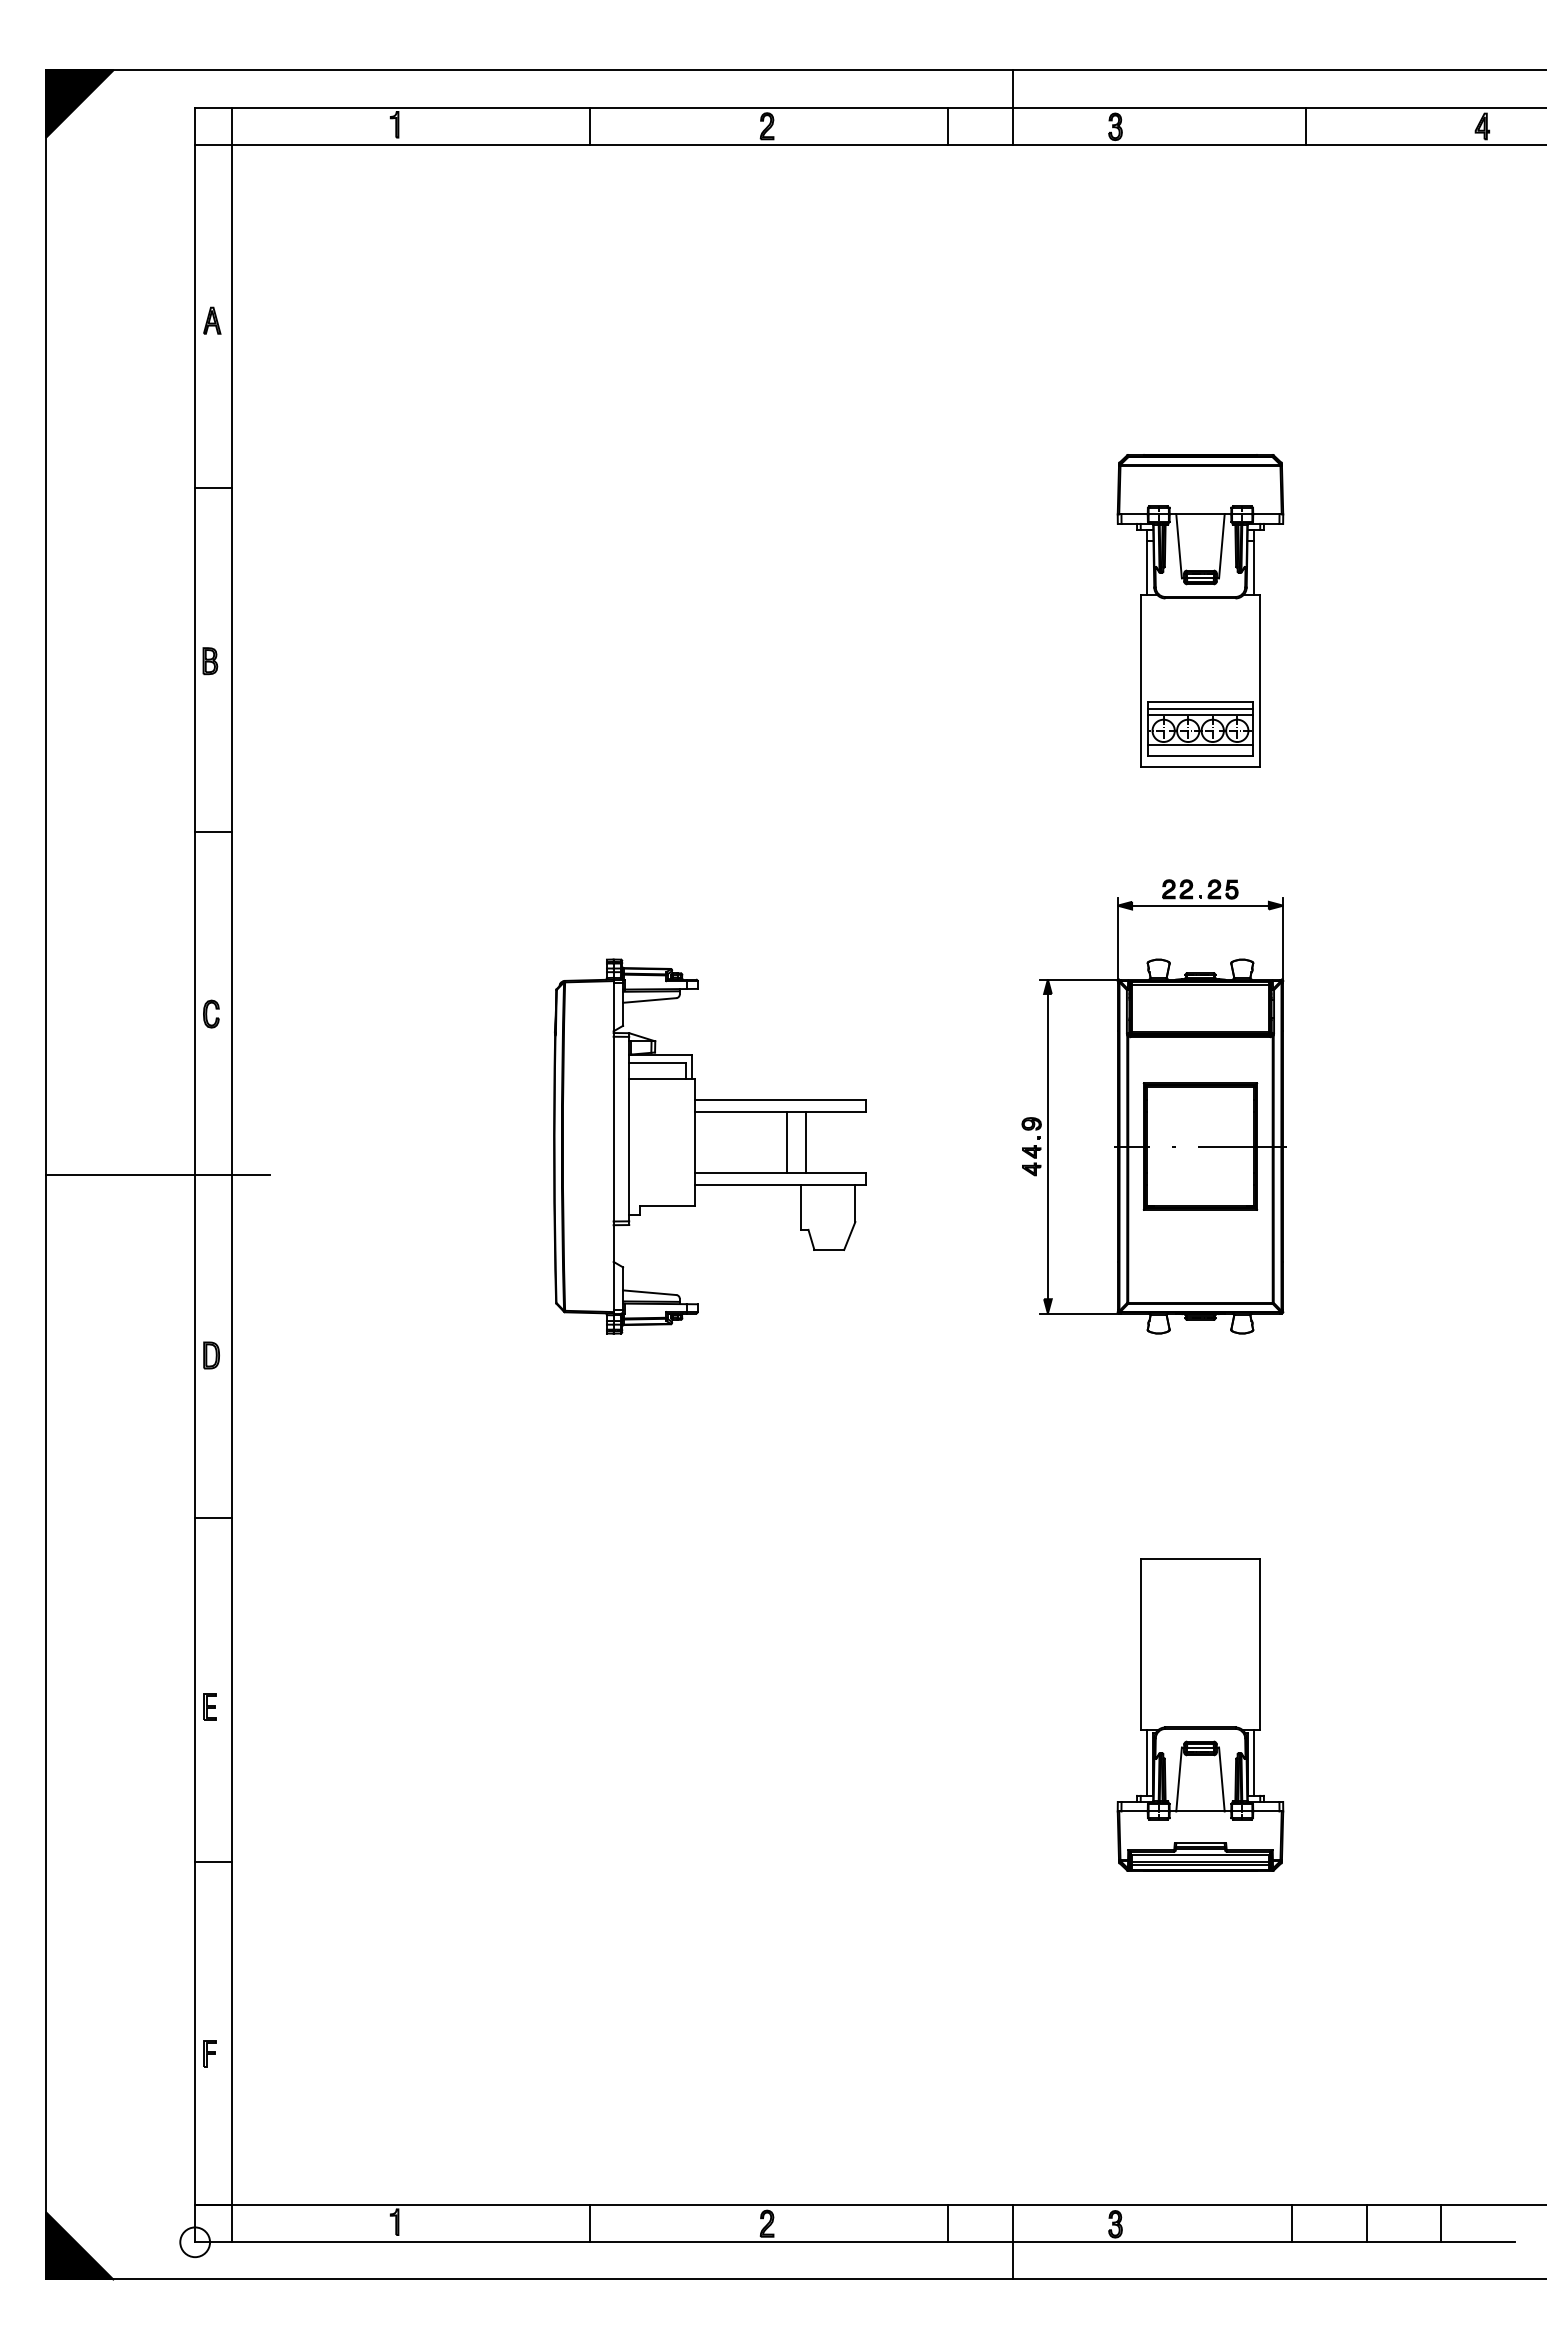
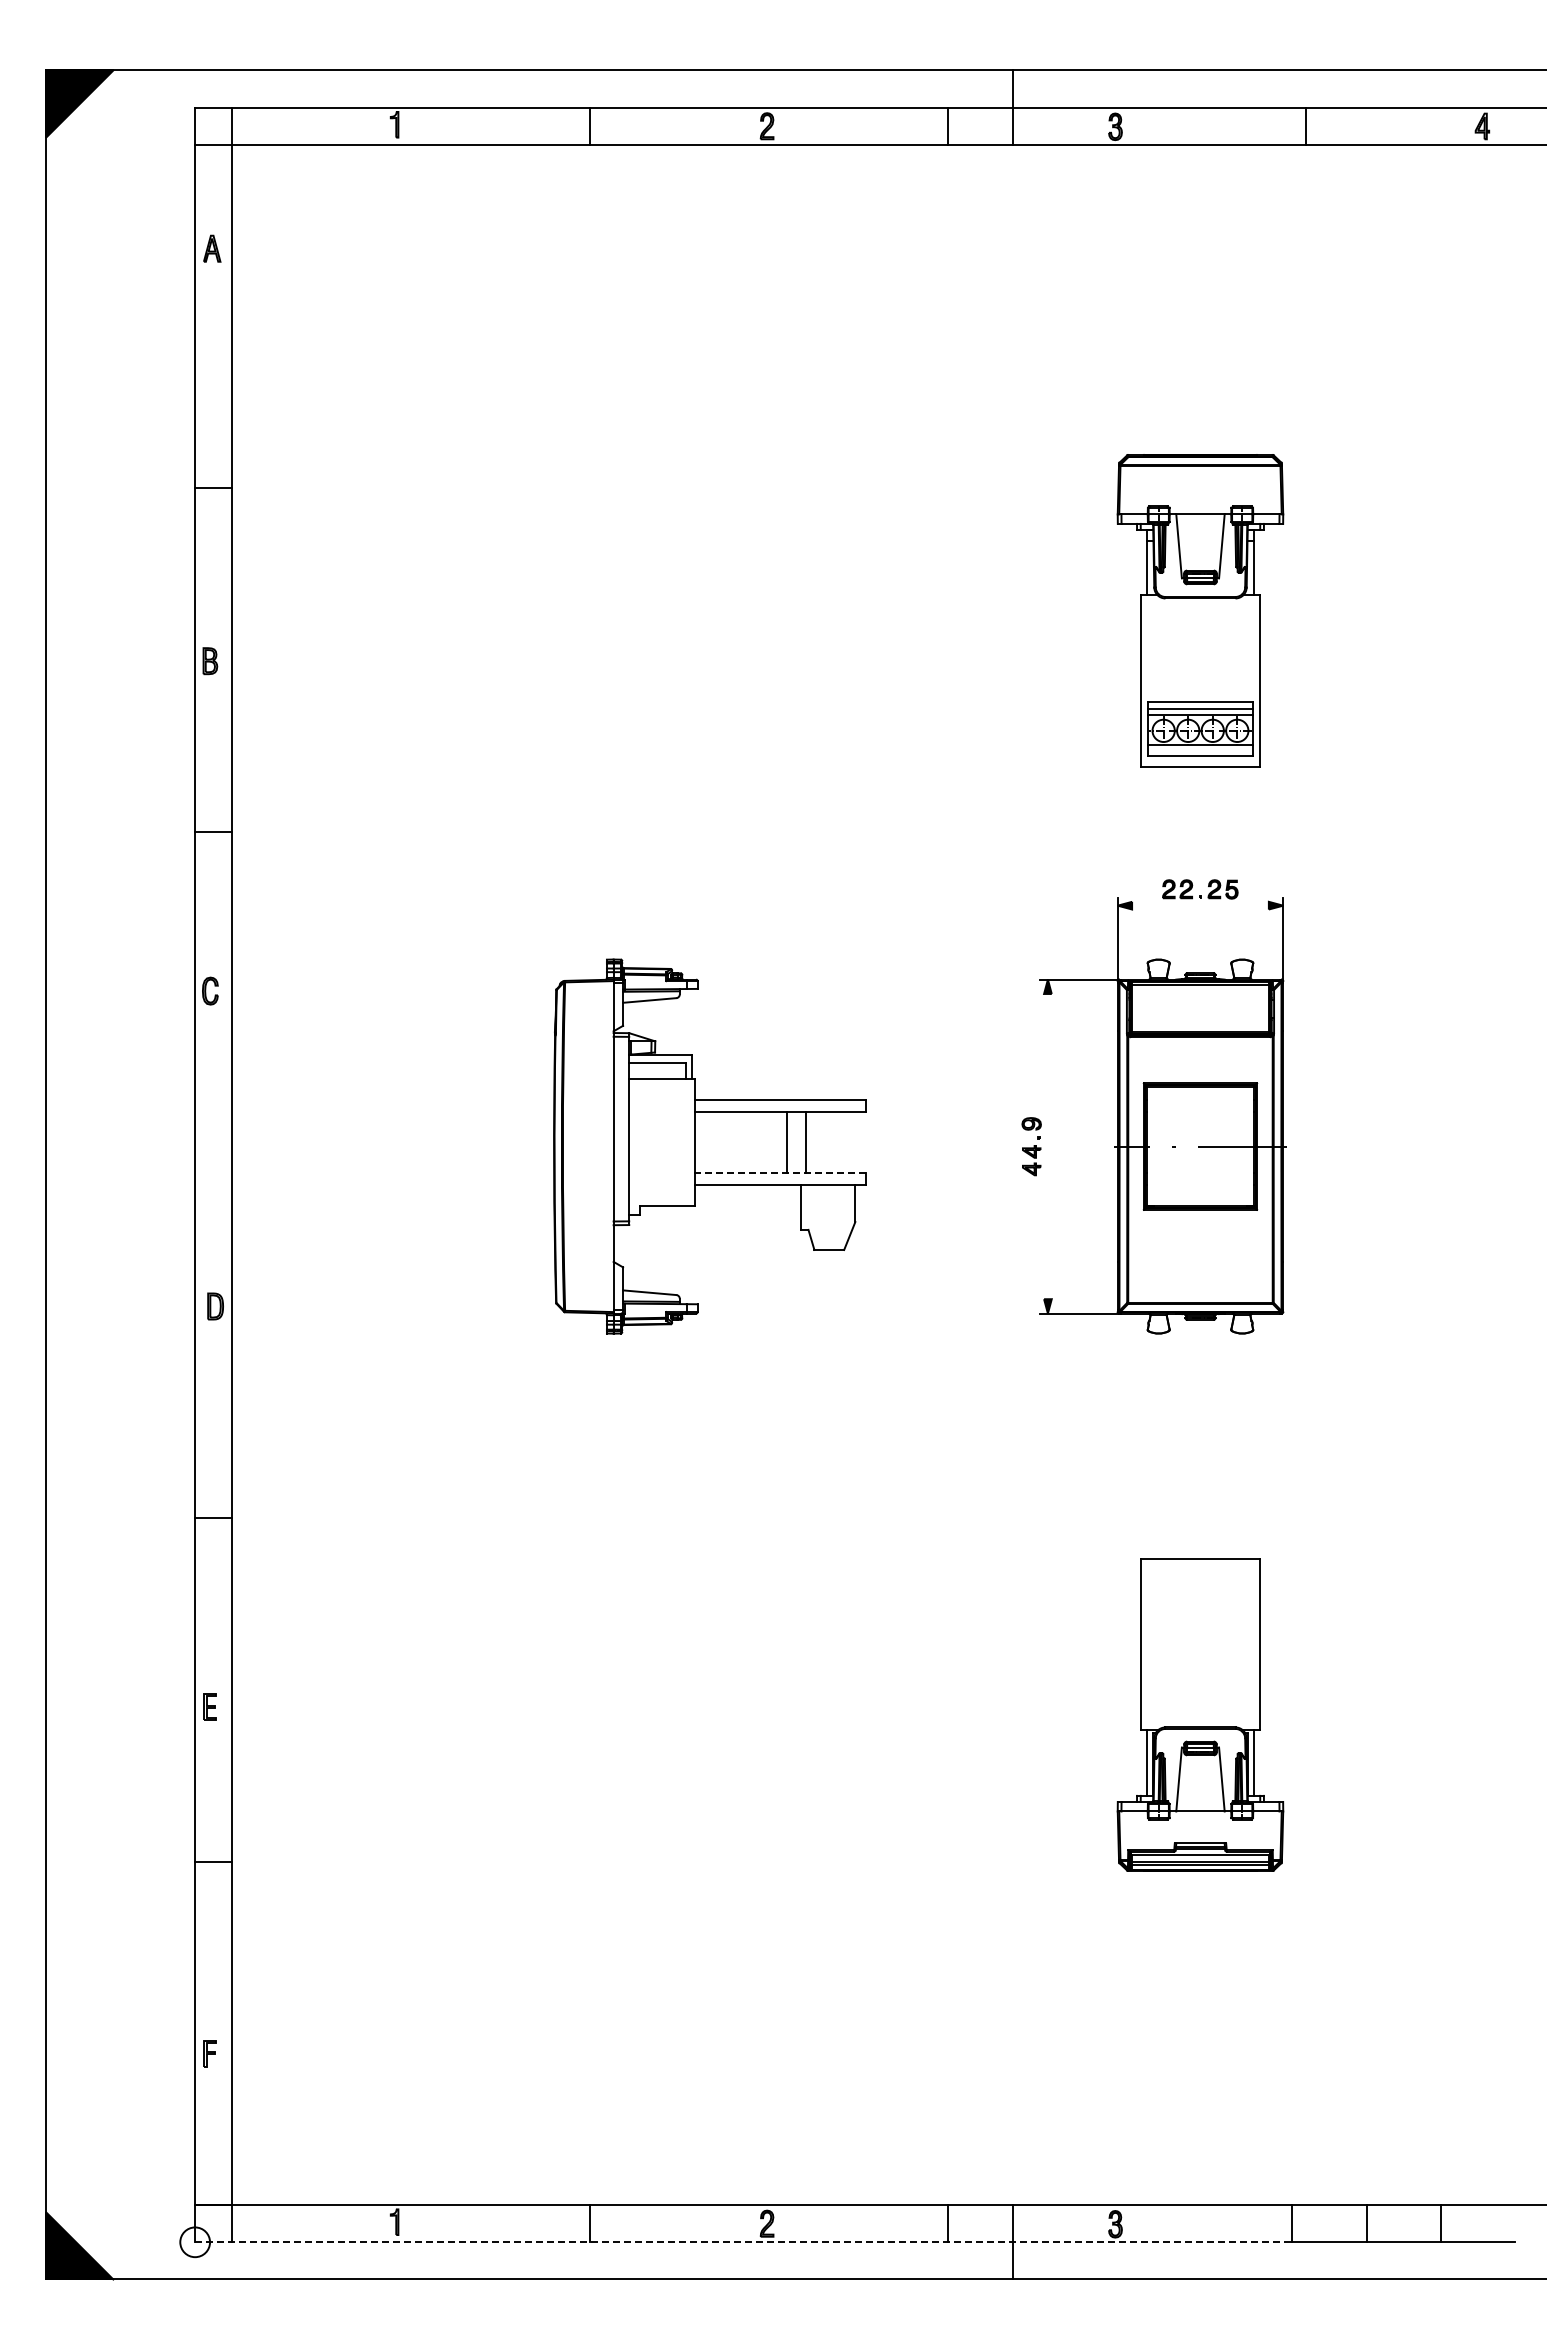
part position: (212, 320) -> (212, 248) (212, 248)
line: present -> none (1200, 905)
part position: (211, 1013) -> (210, 990) (210, 990)
line: present -> none (1047, 1146)
line: solid -> dashed (780, 1173)
line: present -> none (157, 1175)
part position: (211, 1355) -> (215, 1306) (215, 1306)
line: solid -> dashed (743, 2242)
